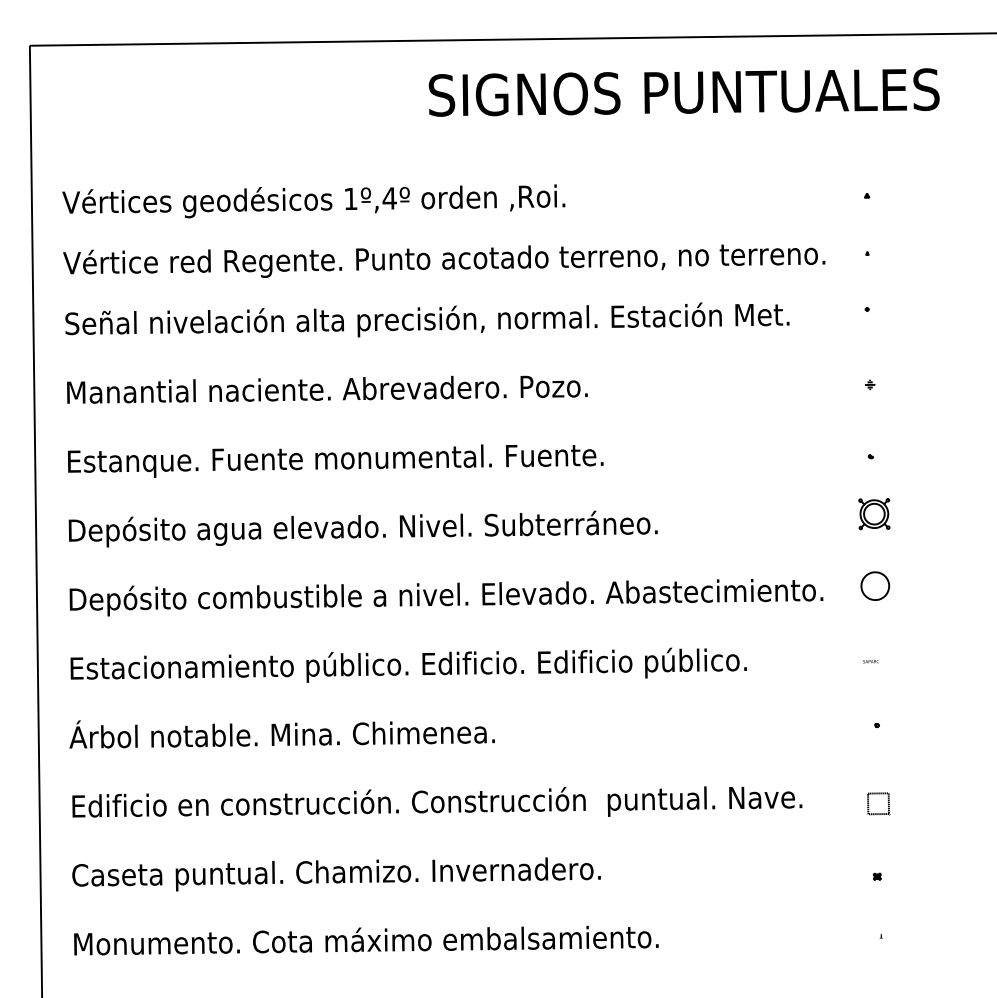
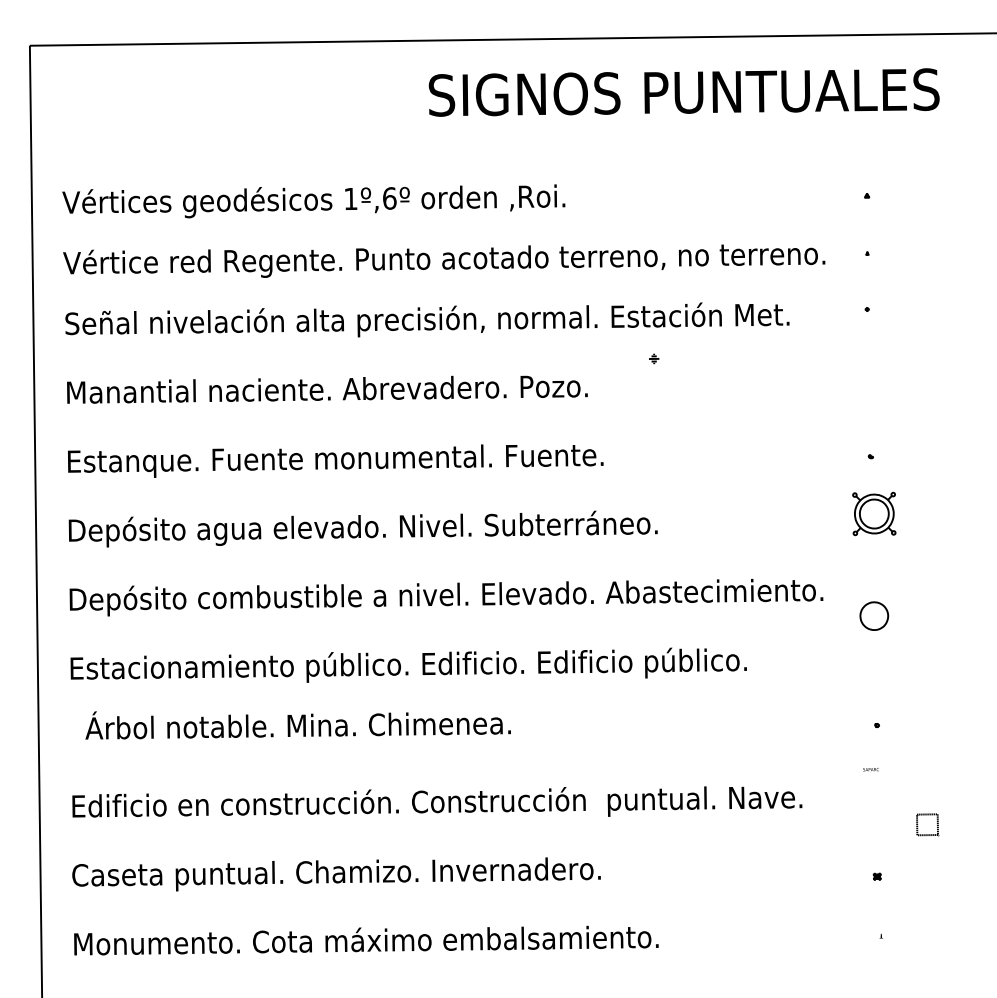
text: 1º,4º -> 1º,6º (389, 198)
part position: (870, 384) -> (654, 358) (654, 358)
part size: 33x33 px -> 45x46 px (874, 513)
part position: (875, 585) -> (874, 615) (874, 615)
text position: (870, 661) -> (870, 769) (870, 769)
text position: (281, 734) -> (297, 725) (297, 725)
part position: (878, 803) -> (927, 824) (927, 824)
